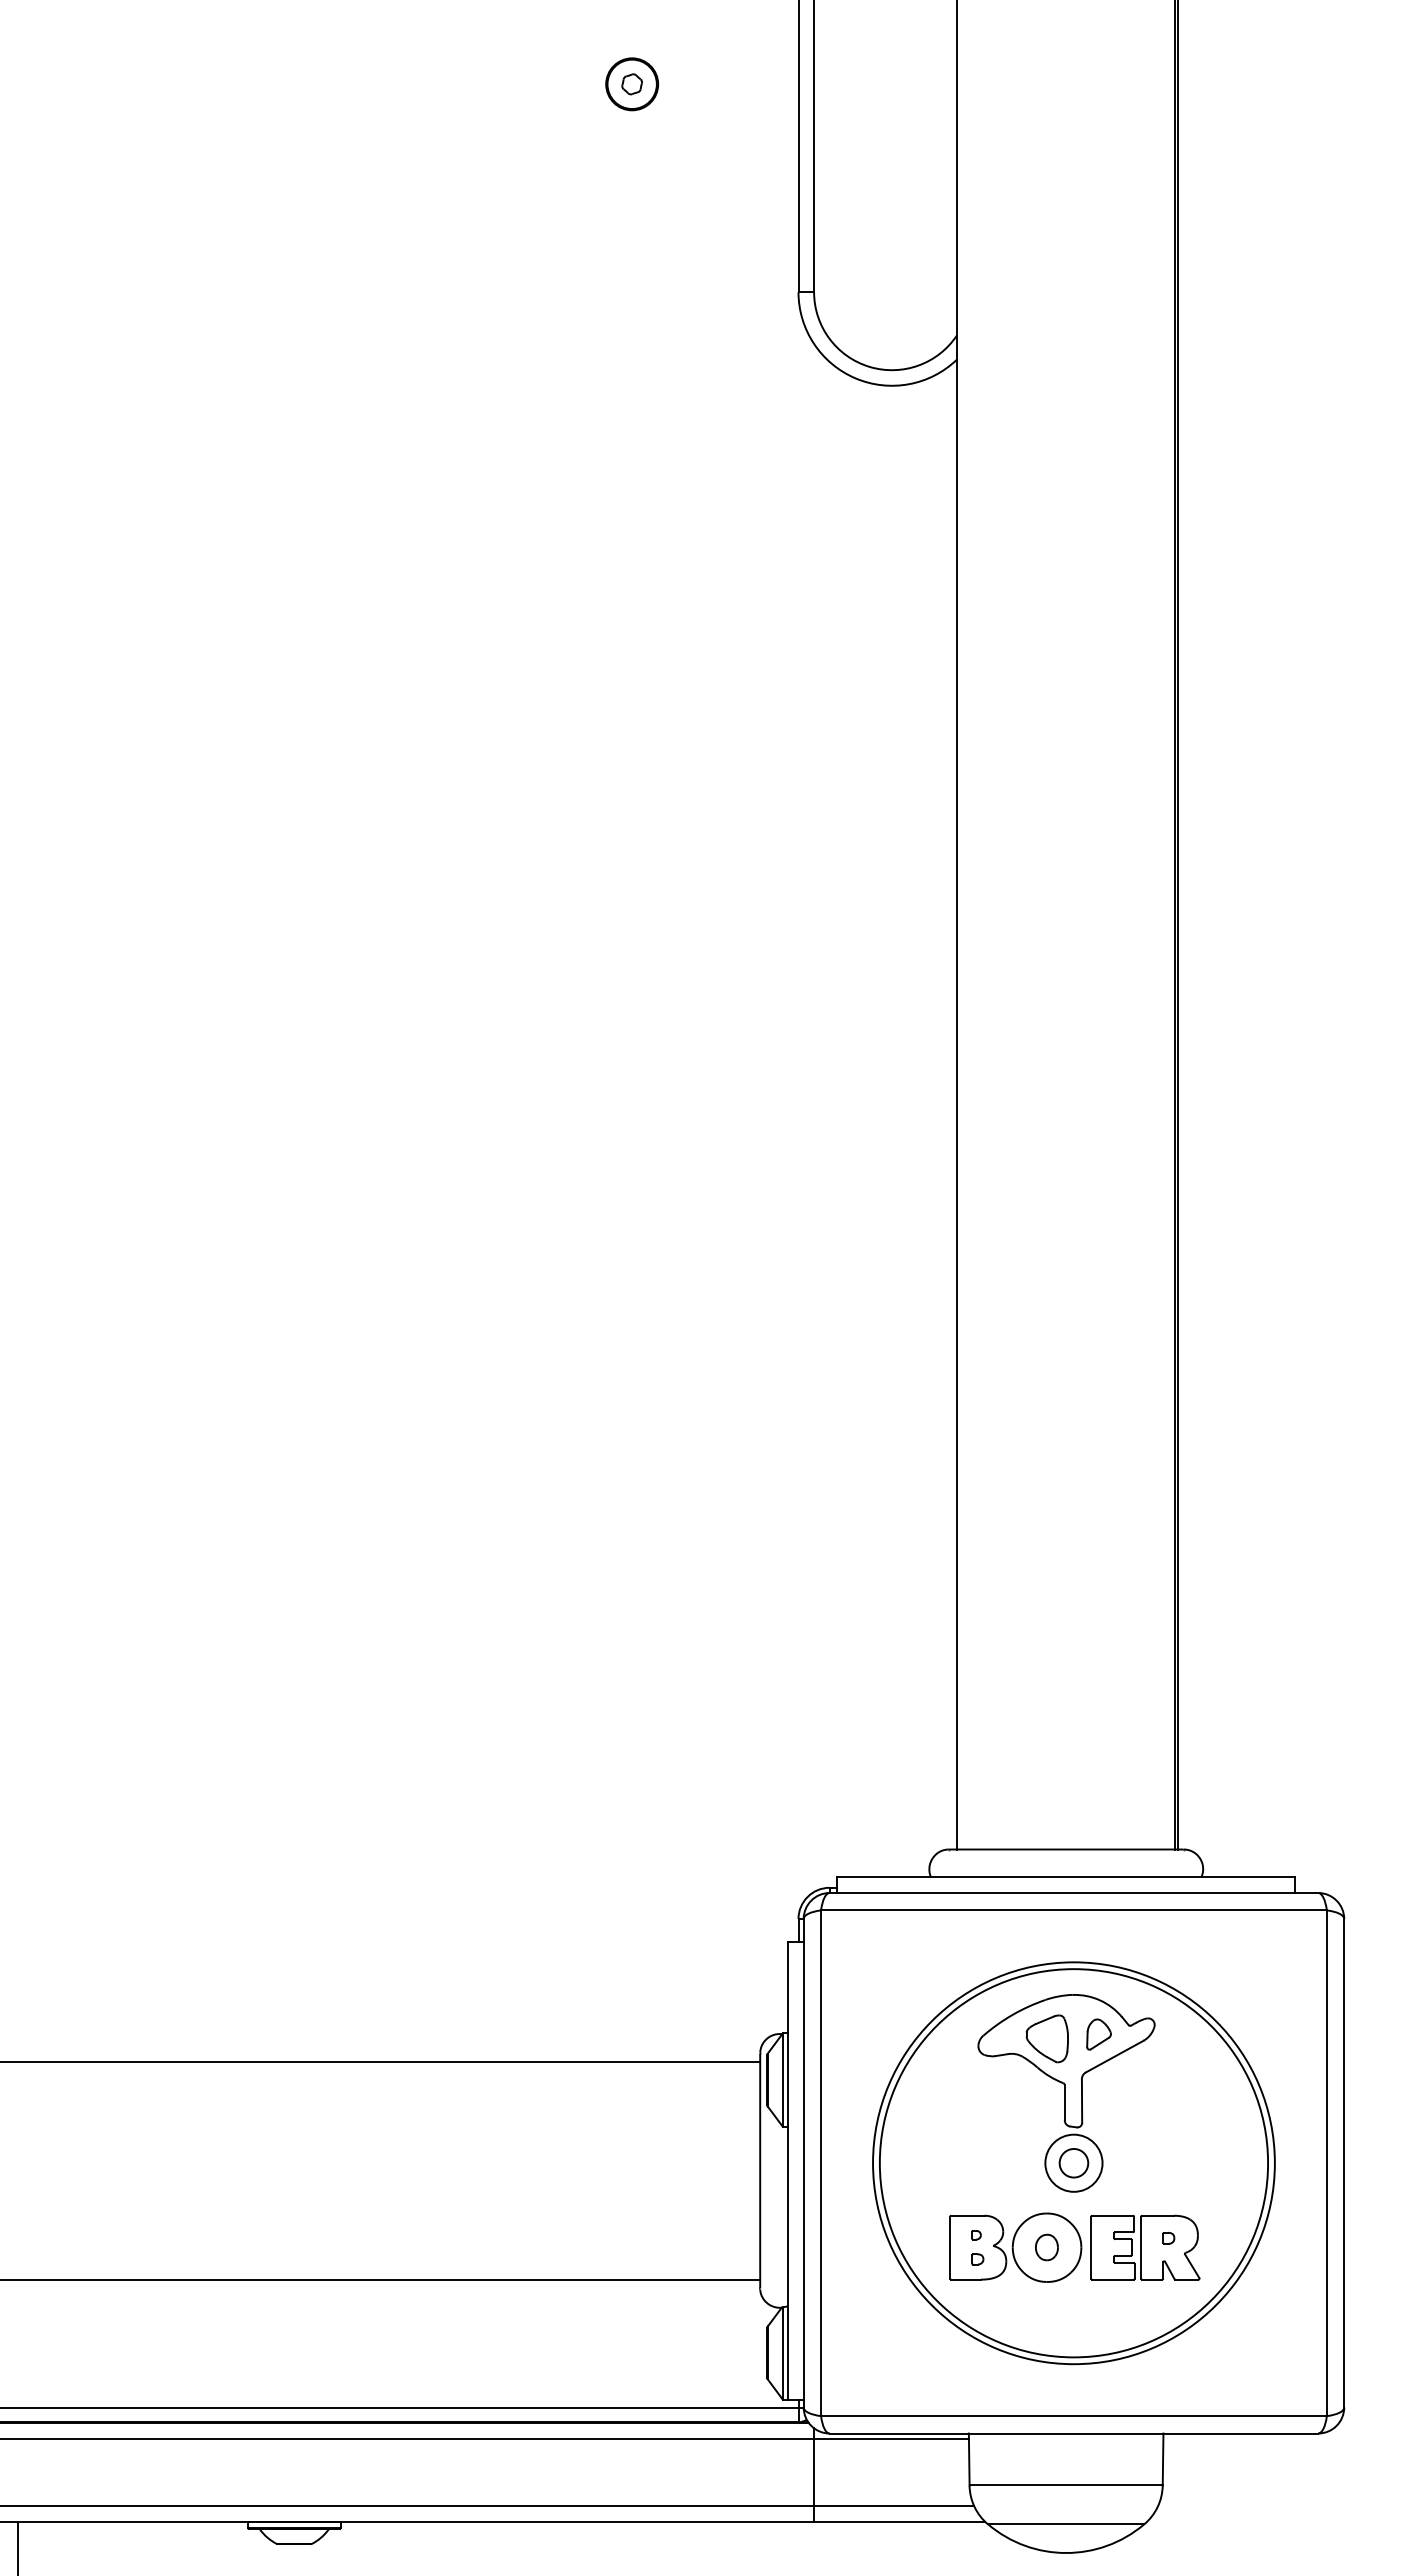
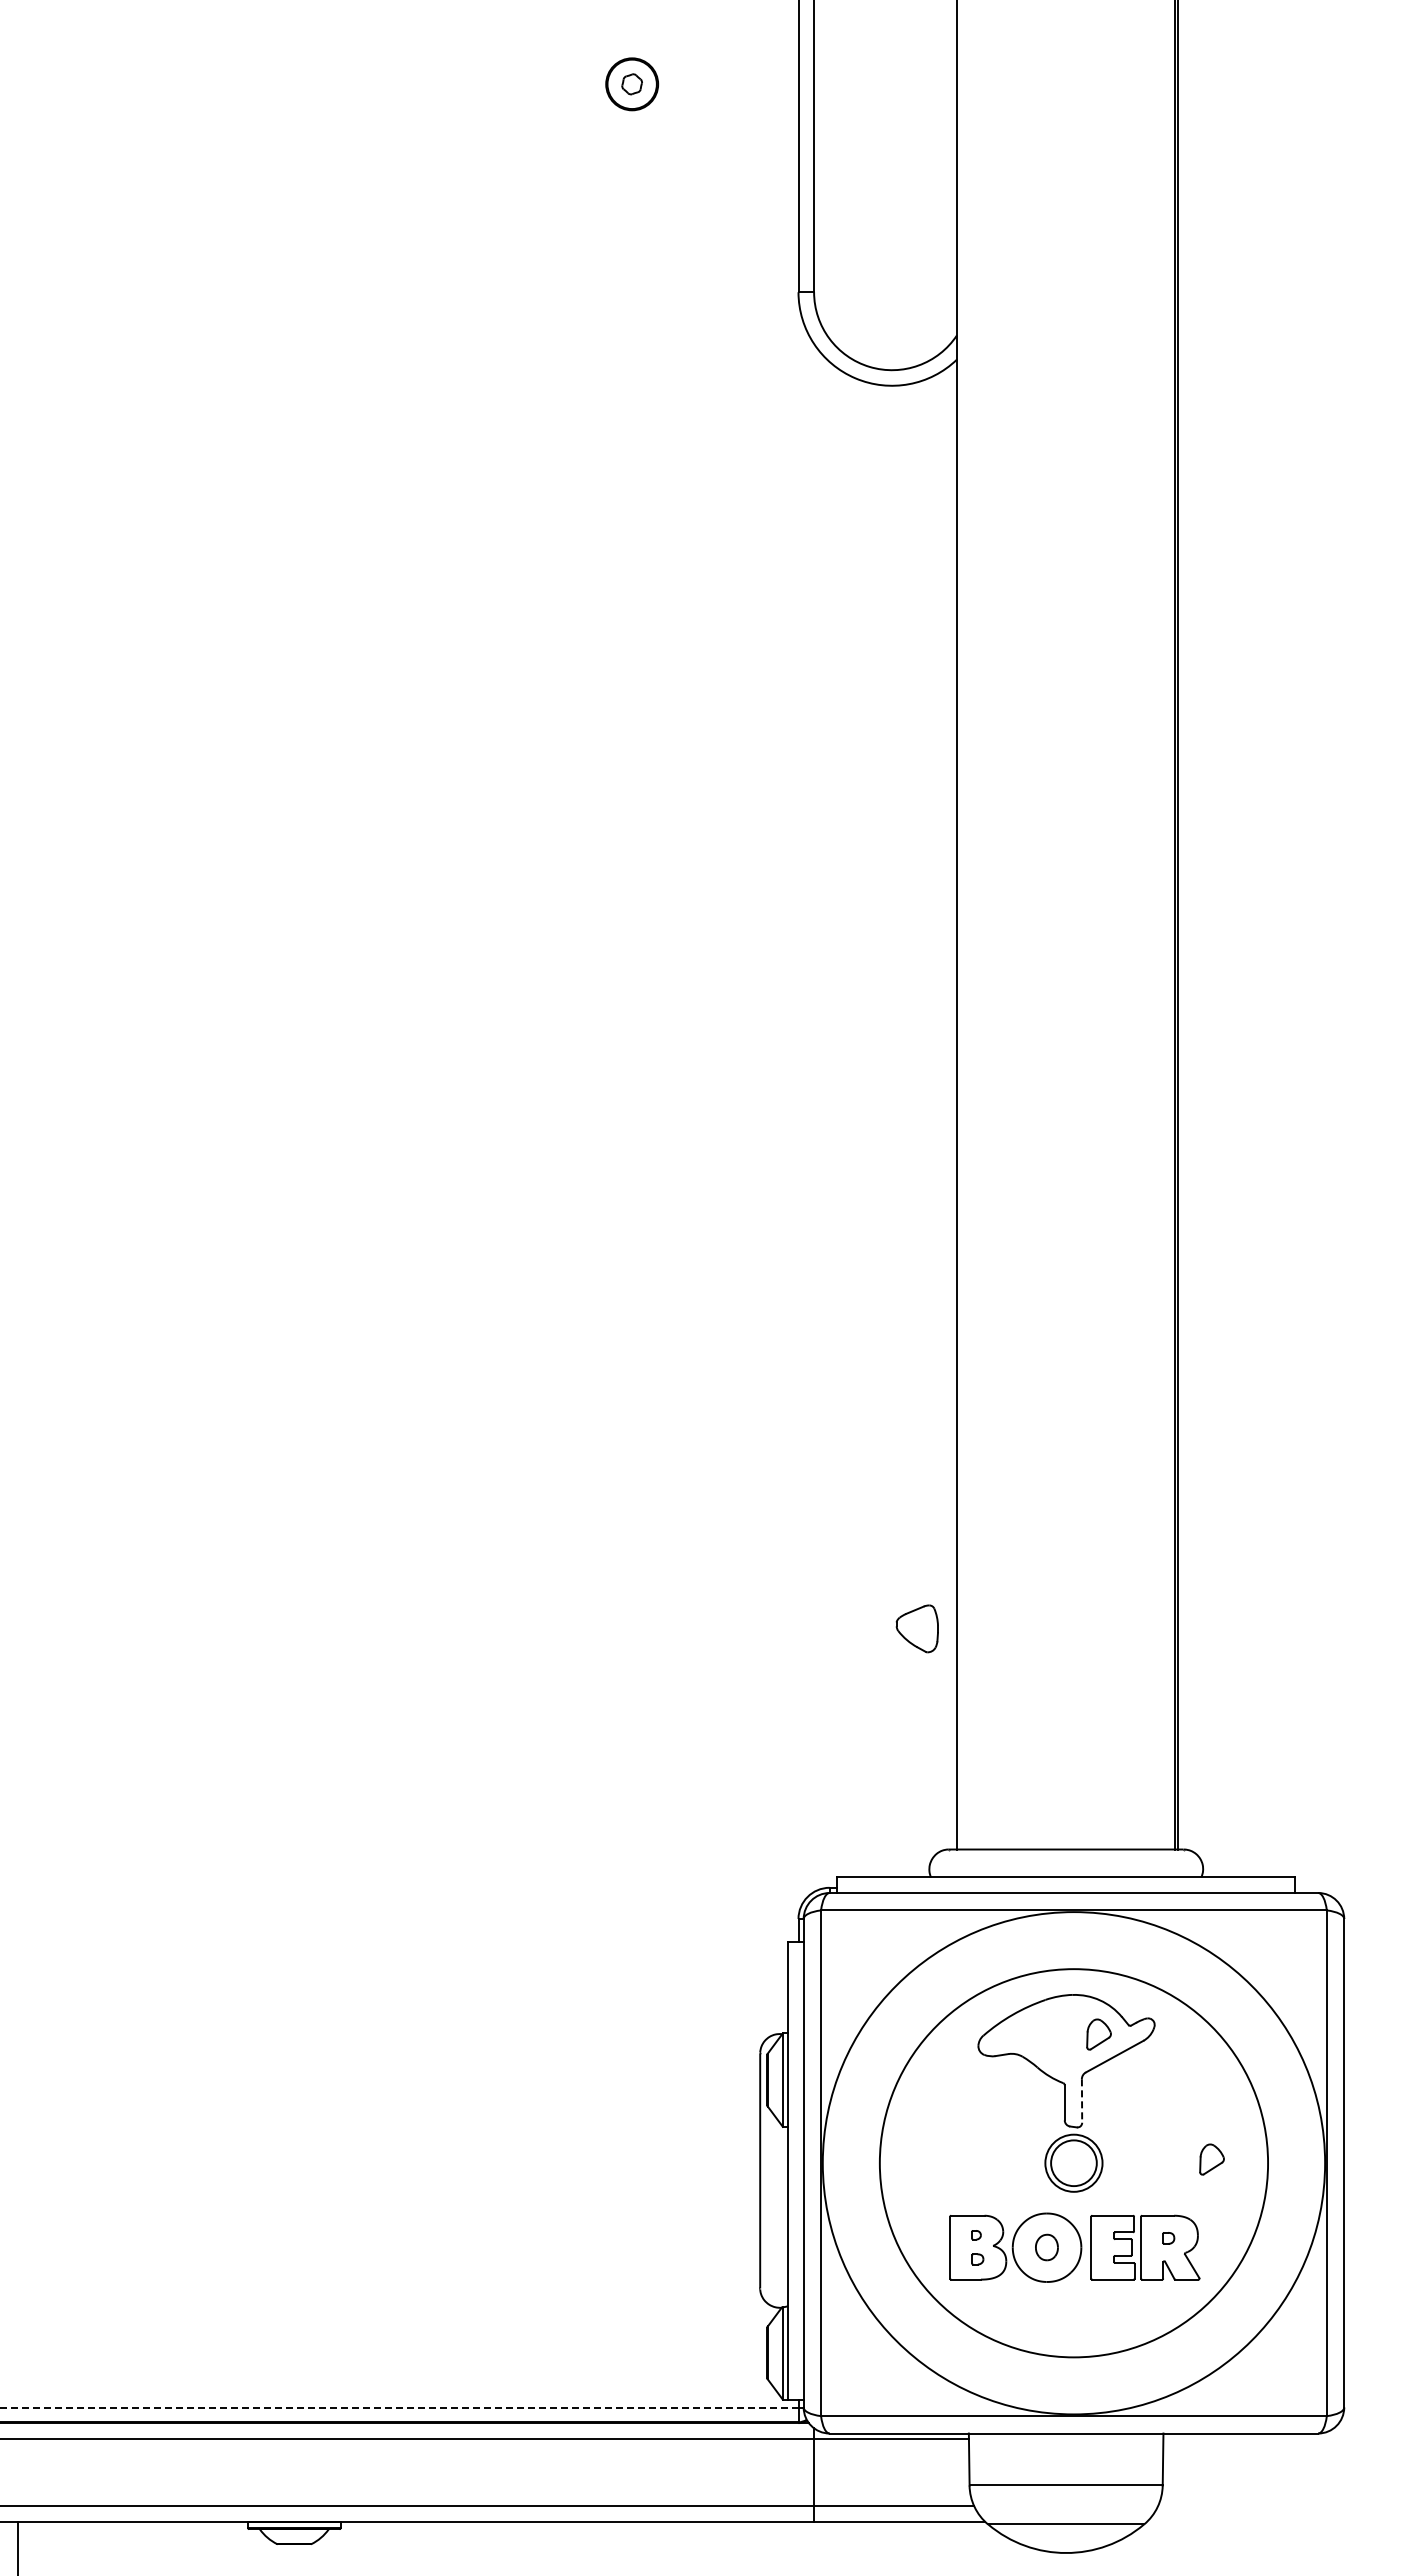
part position: (1046, 2038) -> (916, 1628) (916, 1628)
line: present -> none (381, 2061)
line: solid -> dashed (1082, 2101)
part: none -> present (1211, 2159)
circle diameter: 29 px -> 46 px (1073, 2163)
circle diameter: 402 px -> 502 px (1073, 2163)
line: present -> none (381, 2280)
line: solid -> dashed (399, 2407)
